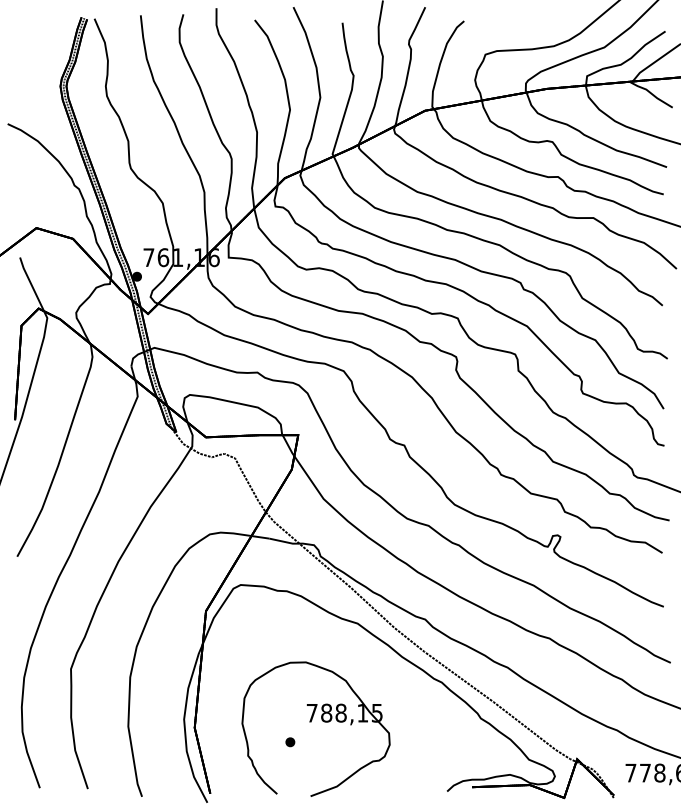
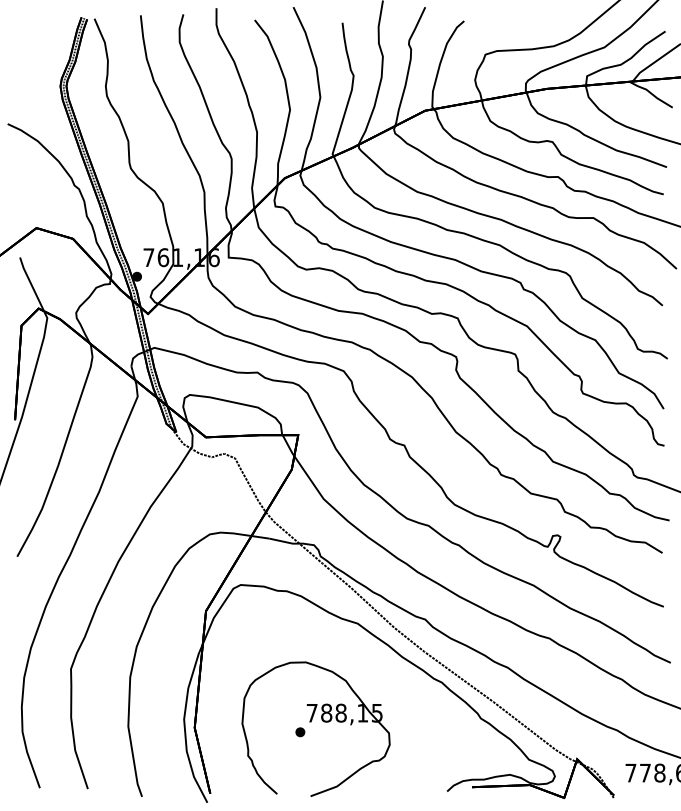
part position: (290, 742) -> (300, 732) (300, 732)
